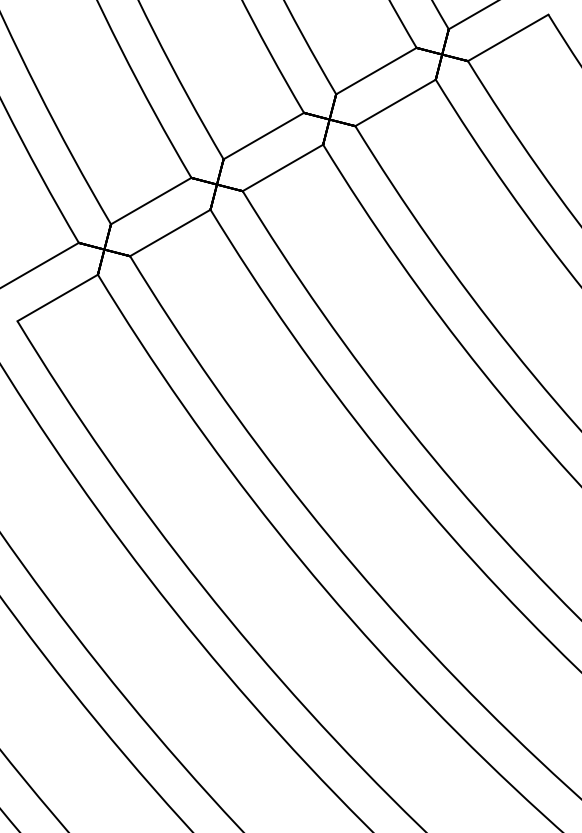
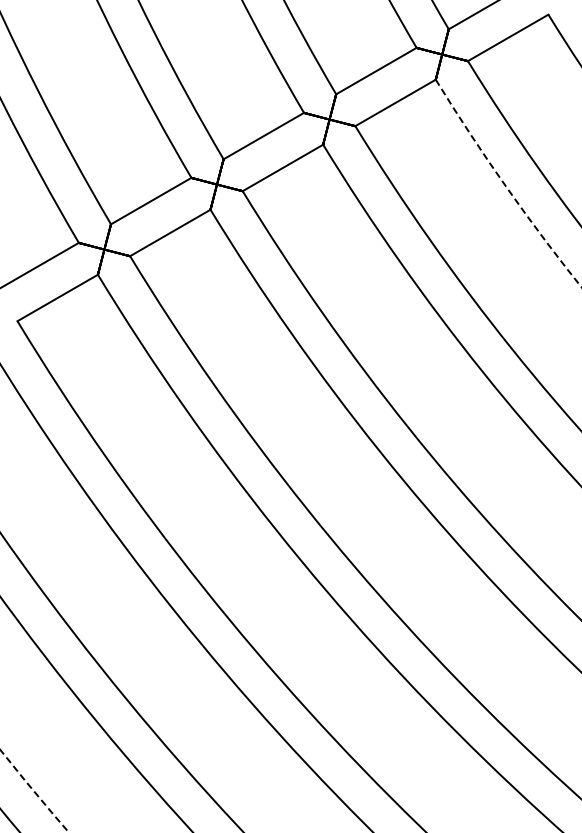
arc: solid -> dashed (505, 186)
arc: solid -> dashed (34, 791)
